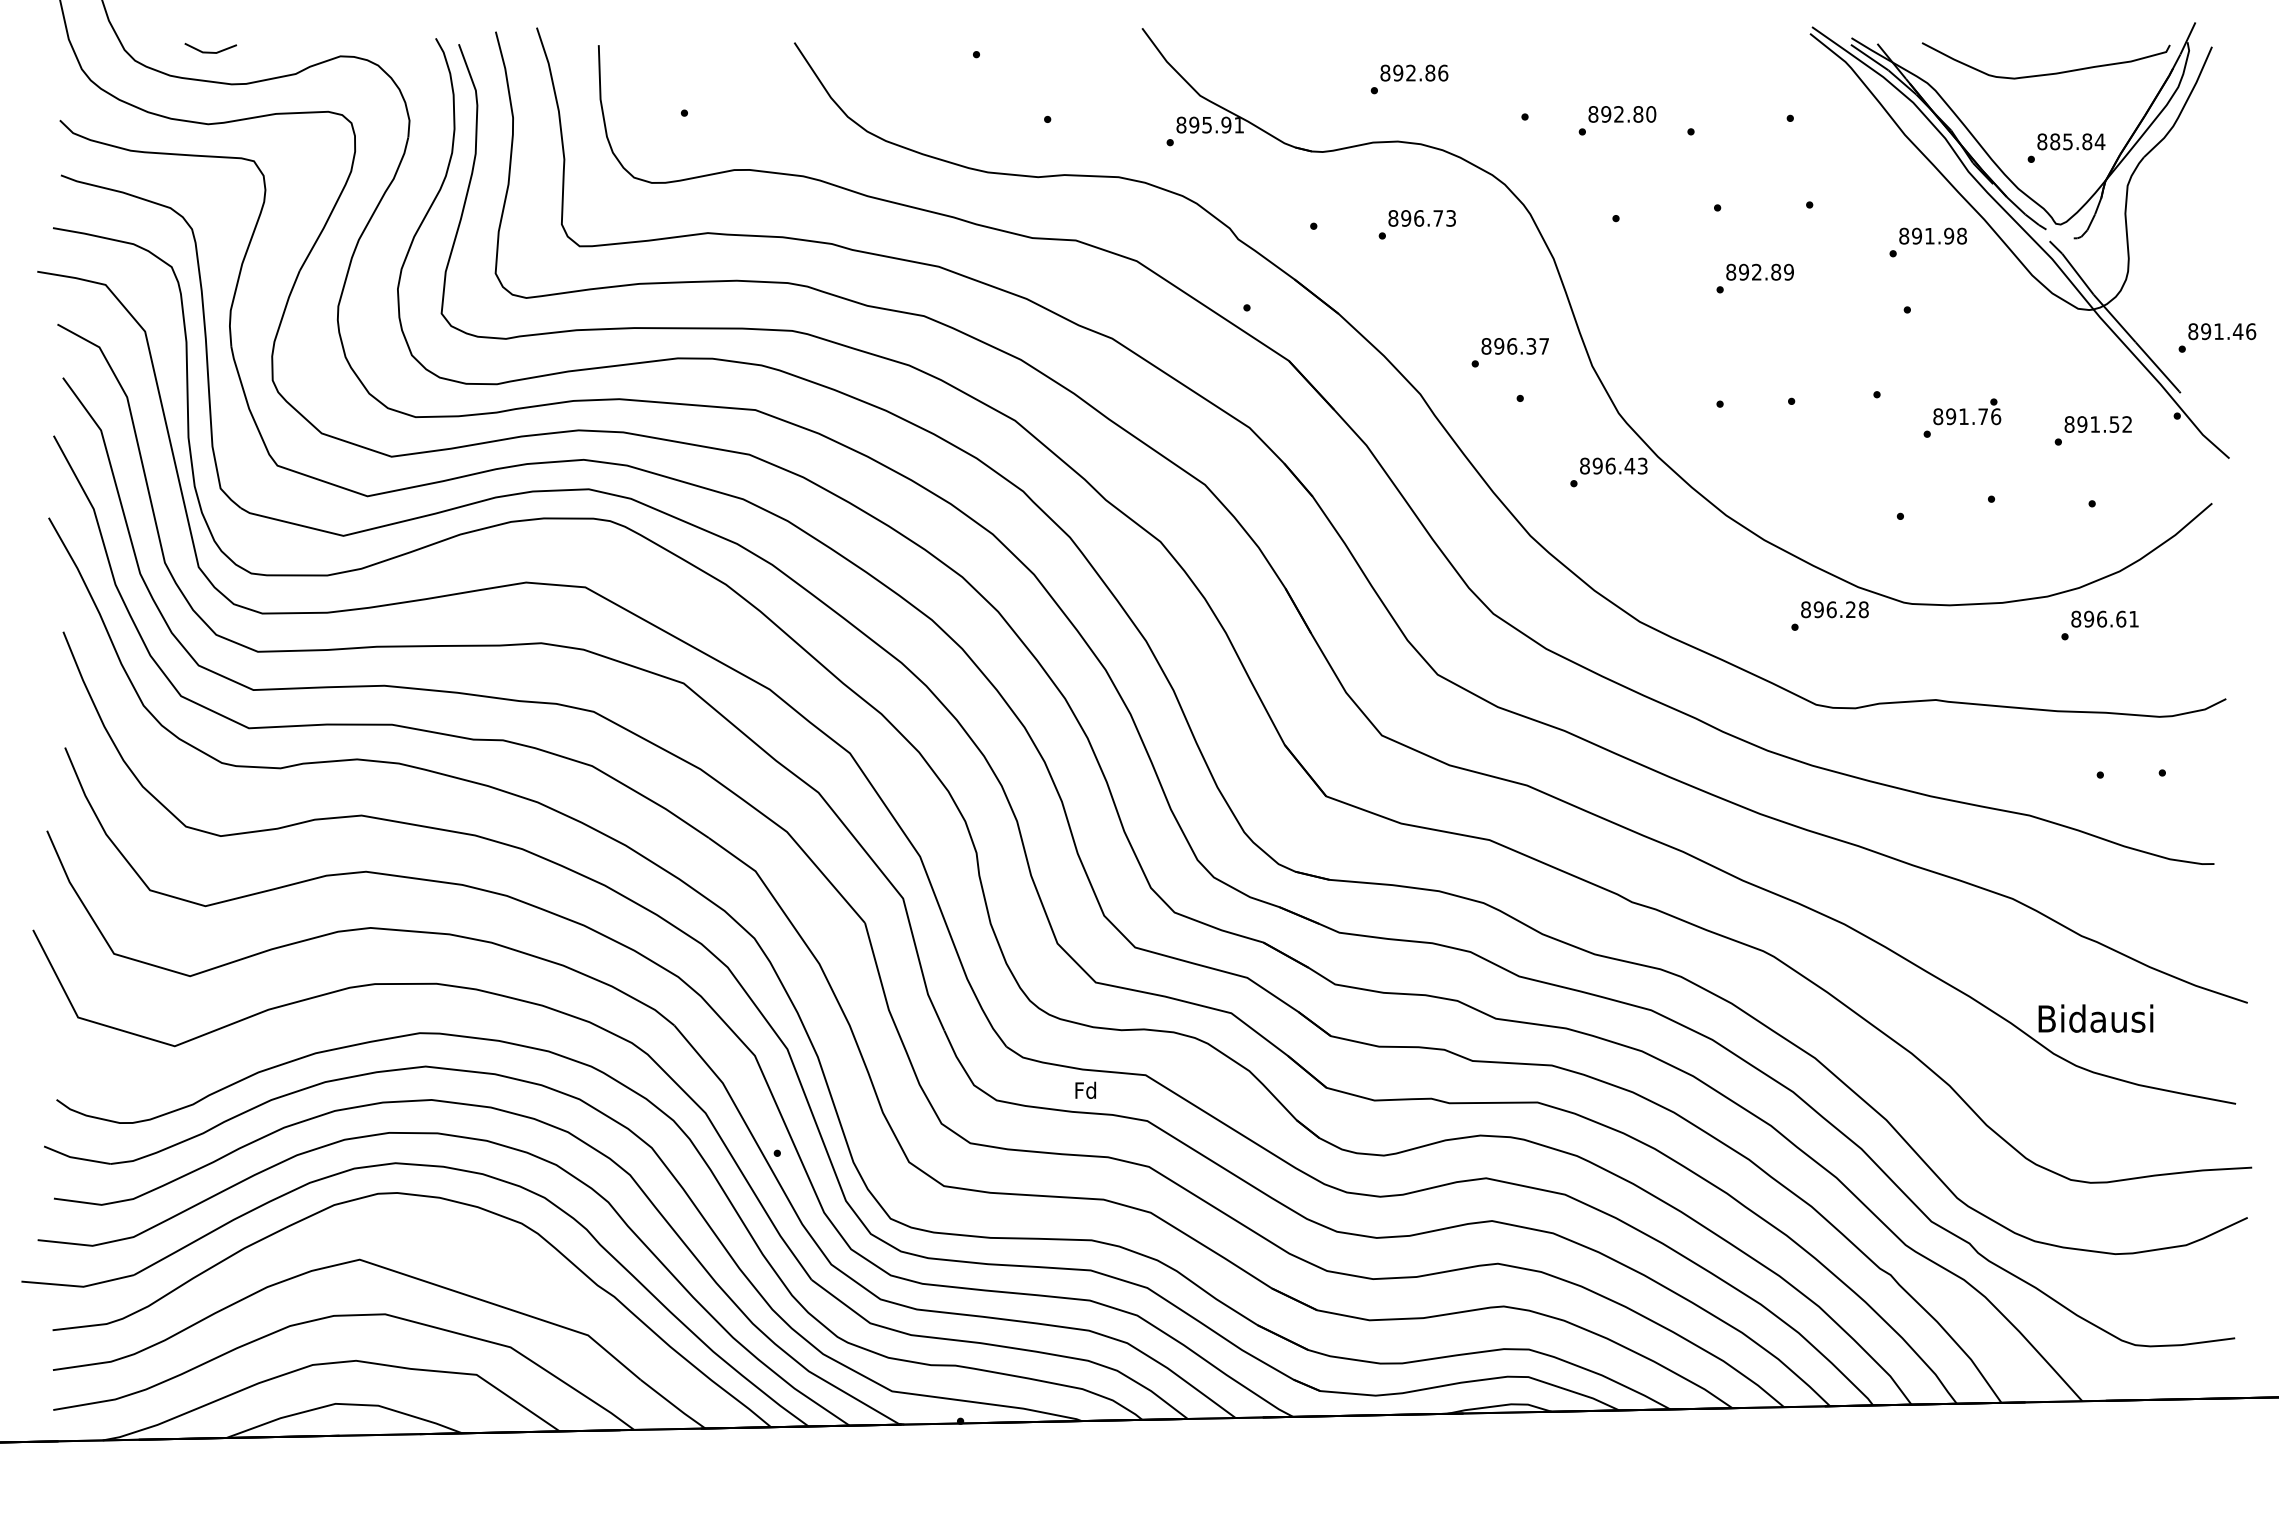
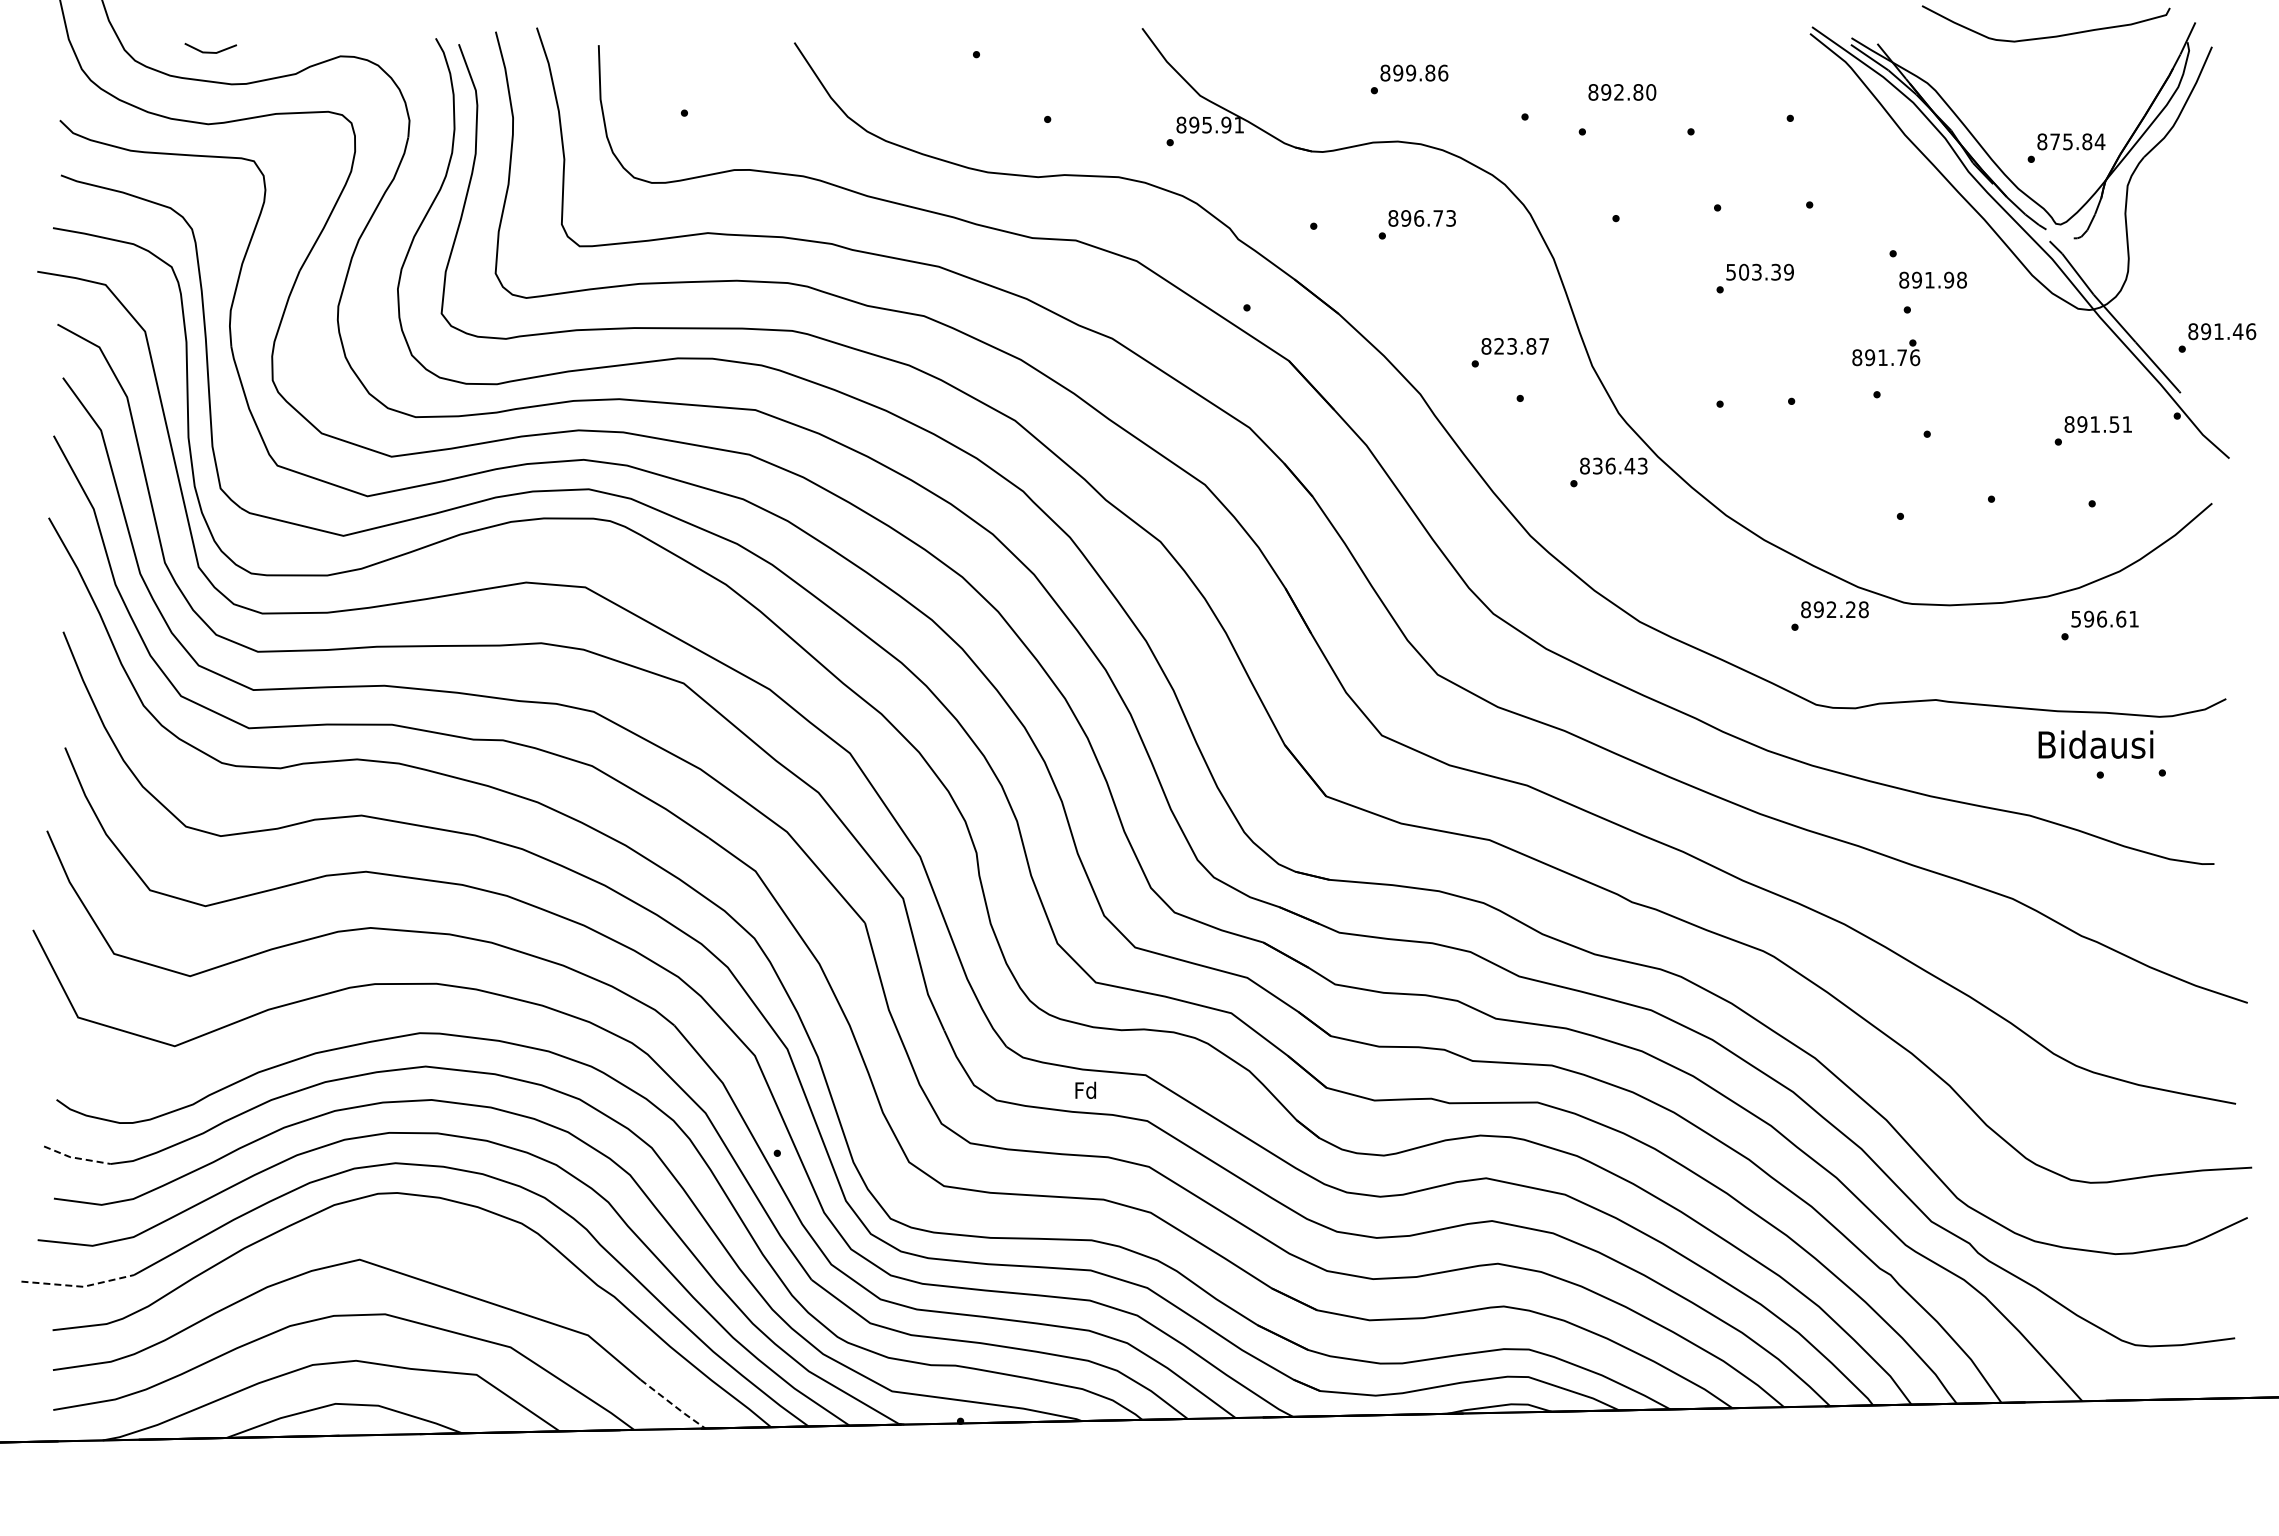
text: 892.86 -> 899.86 (1411, 72)
curve position: (2046, 73) -> (2046, 36) (2046, 36)
text position: (1622, 114) -> (1622, 92) (1622, 92)
text: 885.84 -> 875.84 (2055, 141)
text position: (1932, 235) -> (1932, 279) (1932, 279)
text: 892.89 -> 503.39 (1753, 271)
text: 896.37 -> 823.87 (1515, 346)
text position: (1967, 411) -> (1886, 352) (1886, 352)
text: 891.52 -> 891.51 (2126, 424)
text: 896.43 -> 836.43 (1597, 465)
text: 896.28 -> 892.28 (1831, 609)
text: 896.61 -> 596.61 (2076, 618)
text position: (2095, 1018) -> (2095, 744) (2095, 744)
line: solid -> dashed (75, 1158)
line: solid -> dashed (78, 1286)
line: solid -> dashed (673, 1405)
